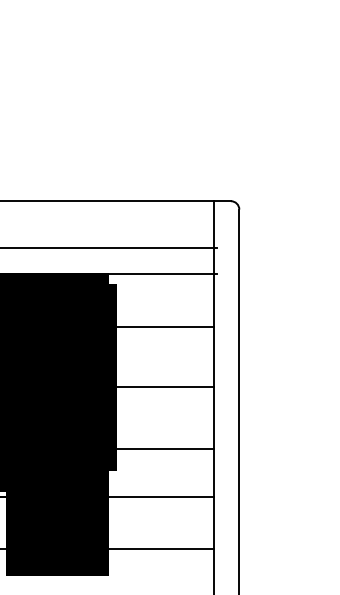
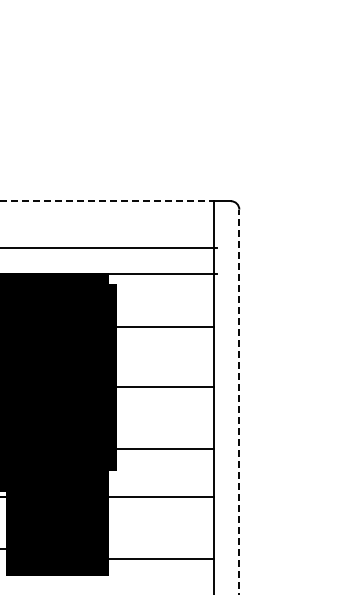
line: solid -> dashed (107, 201)
line: solid -> dashed (239, 401)
line position: (160, 549) -> (160, 559) (160, 559)
